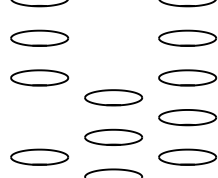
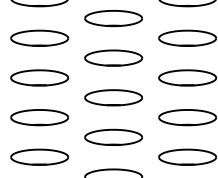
part: none -> present (113, 18)
part: none -> present (113, 57)
part: none -> present (39, 117)
